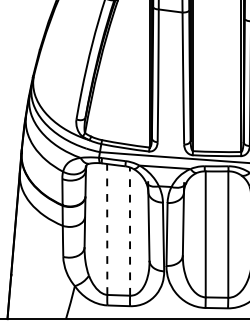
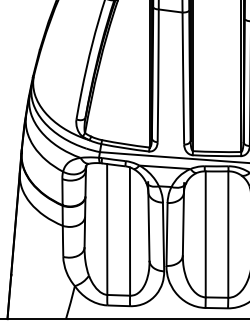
line: dashed -> solid (107, 229)
line: dashed -> solid (130, 231)
